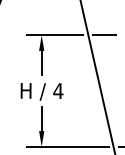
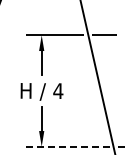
line: solid -> dashed (67, 146)
